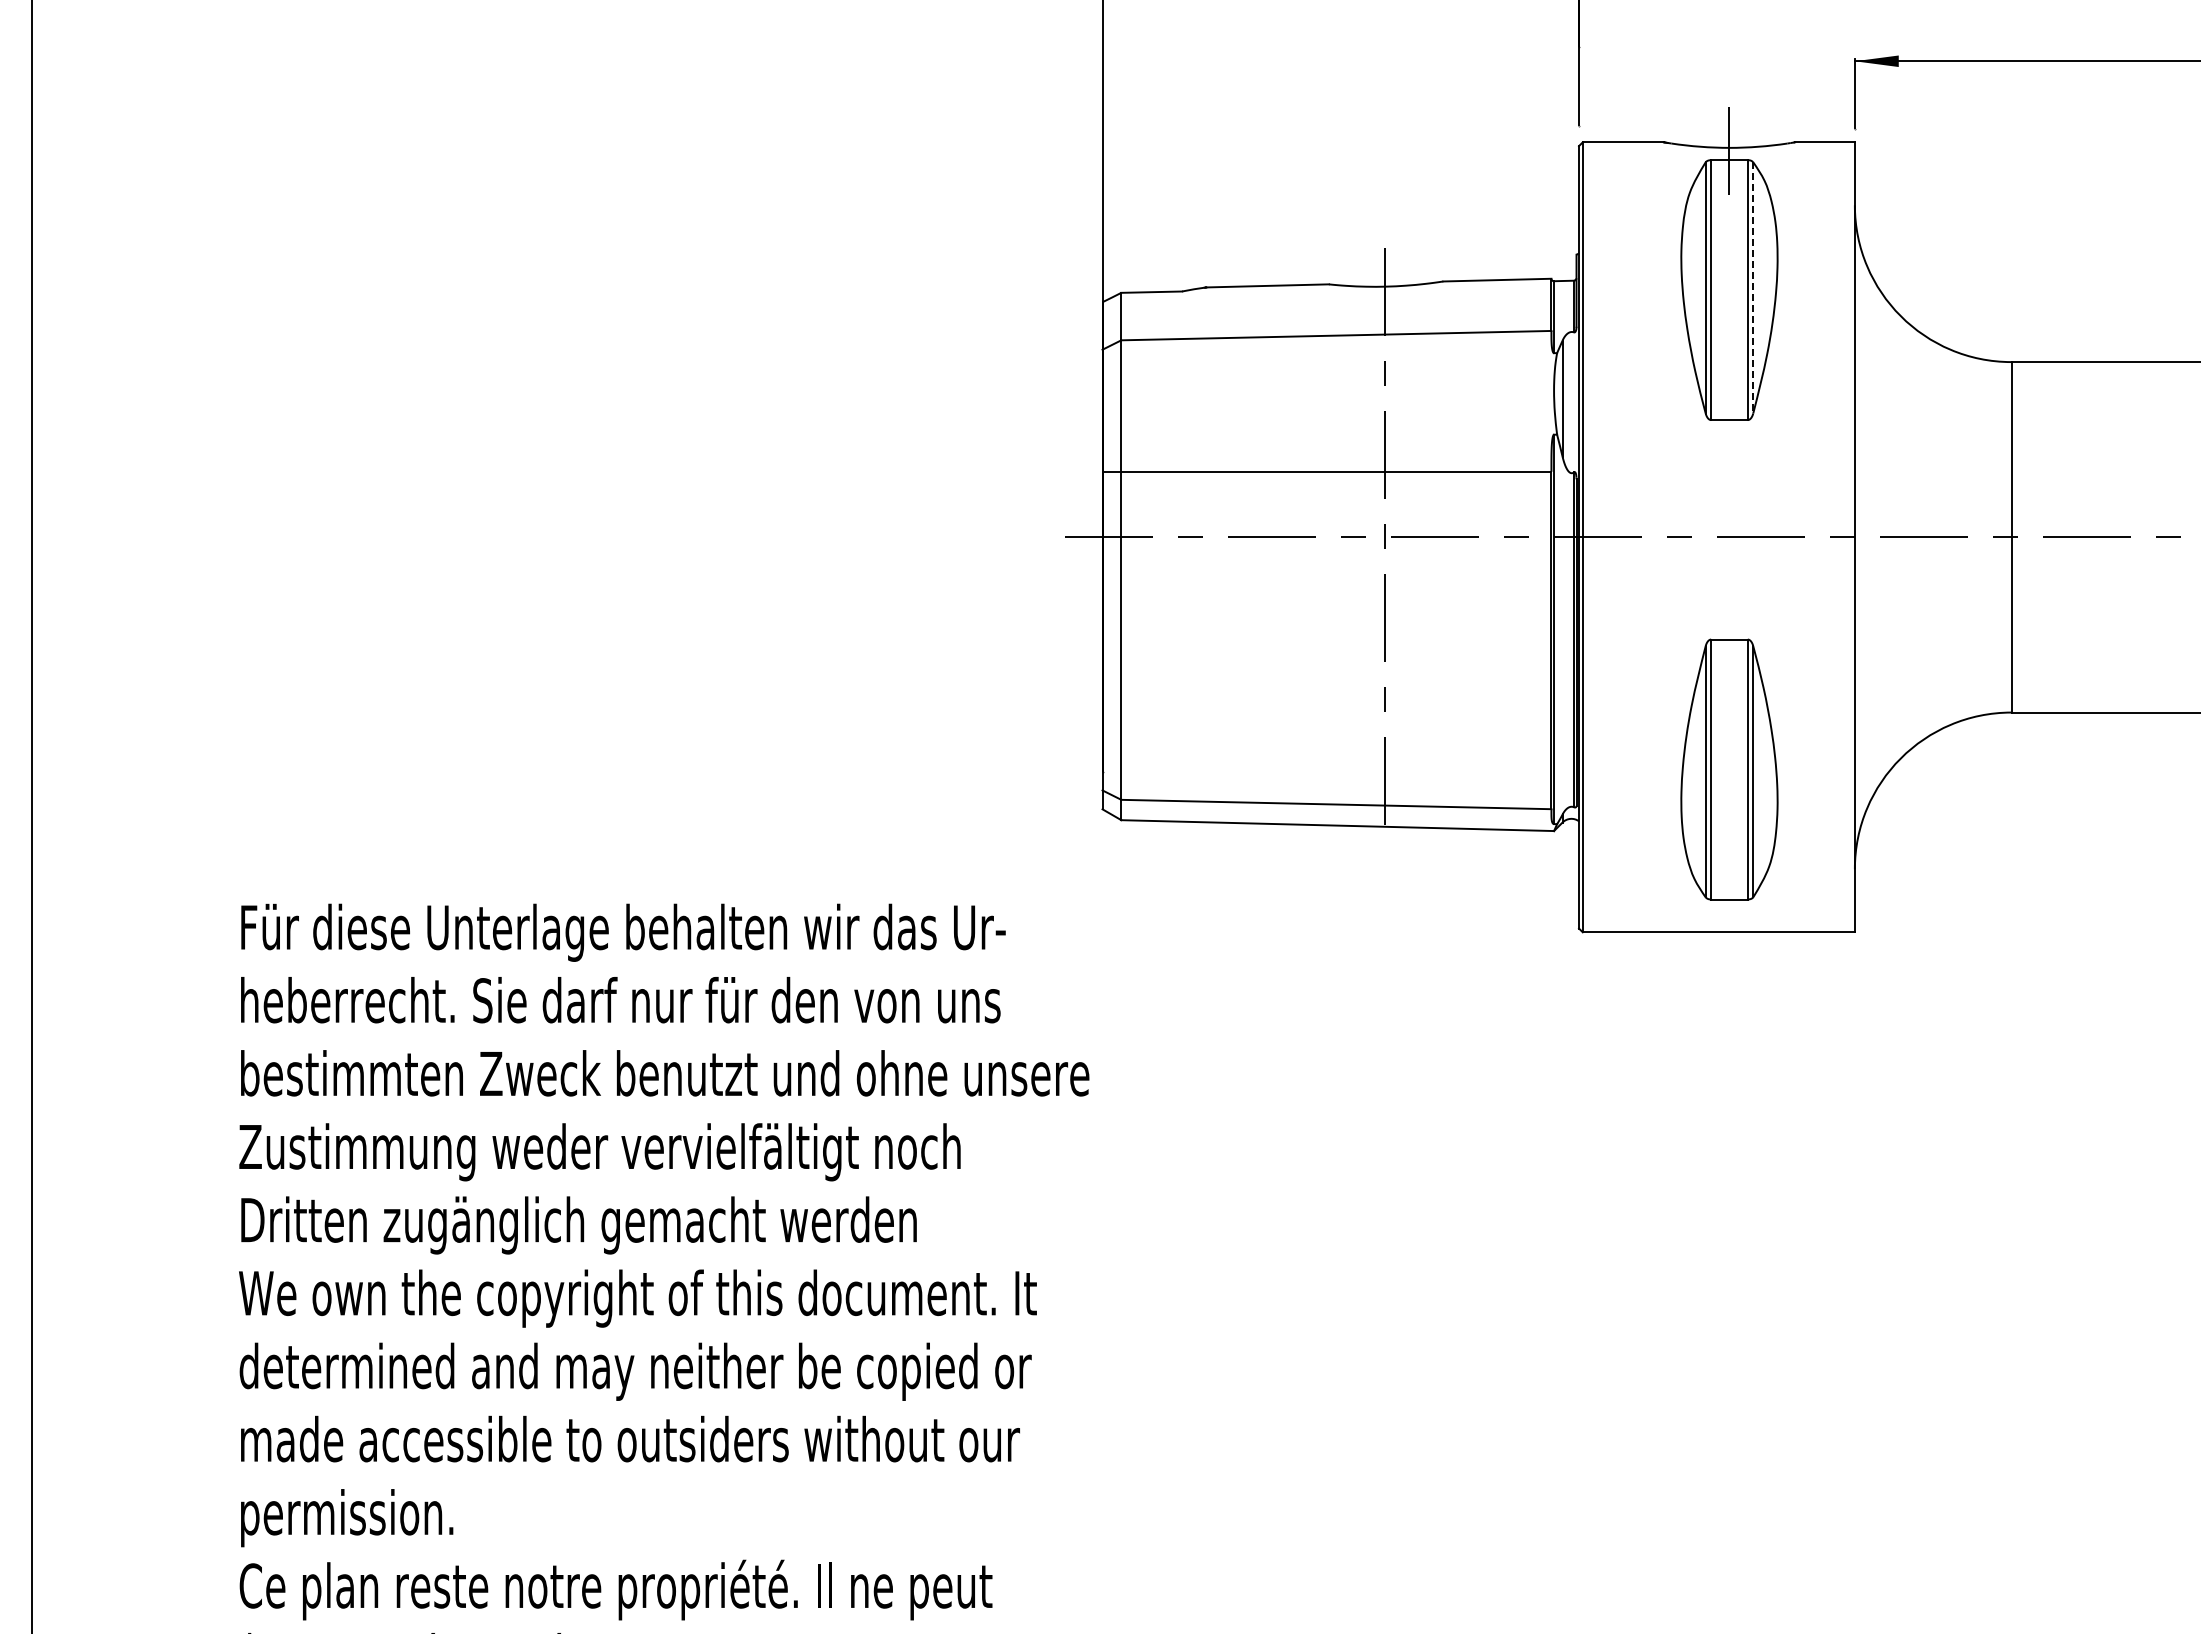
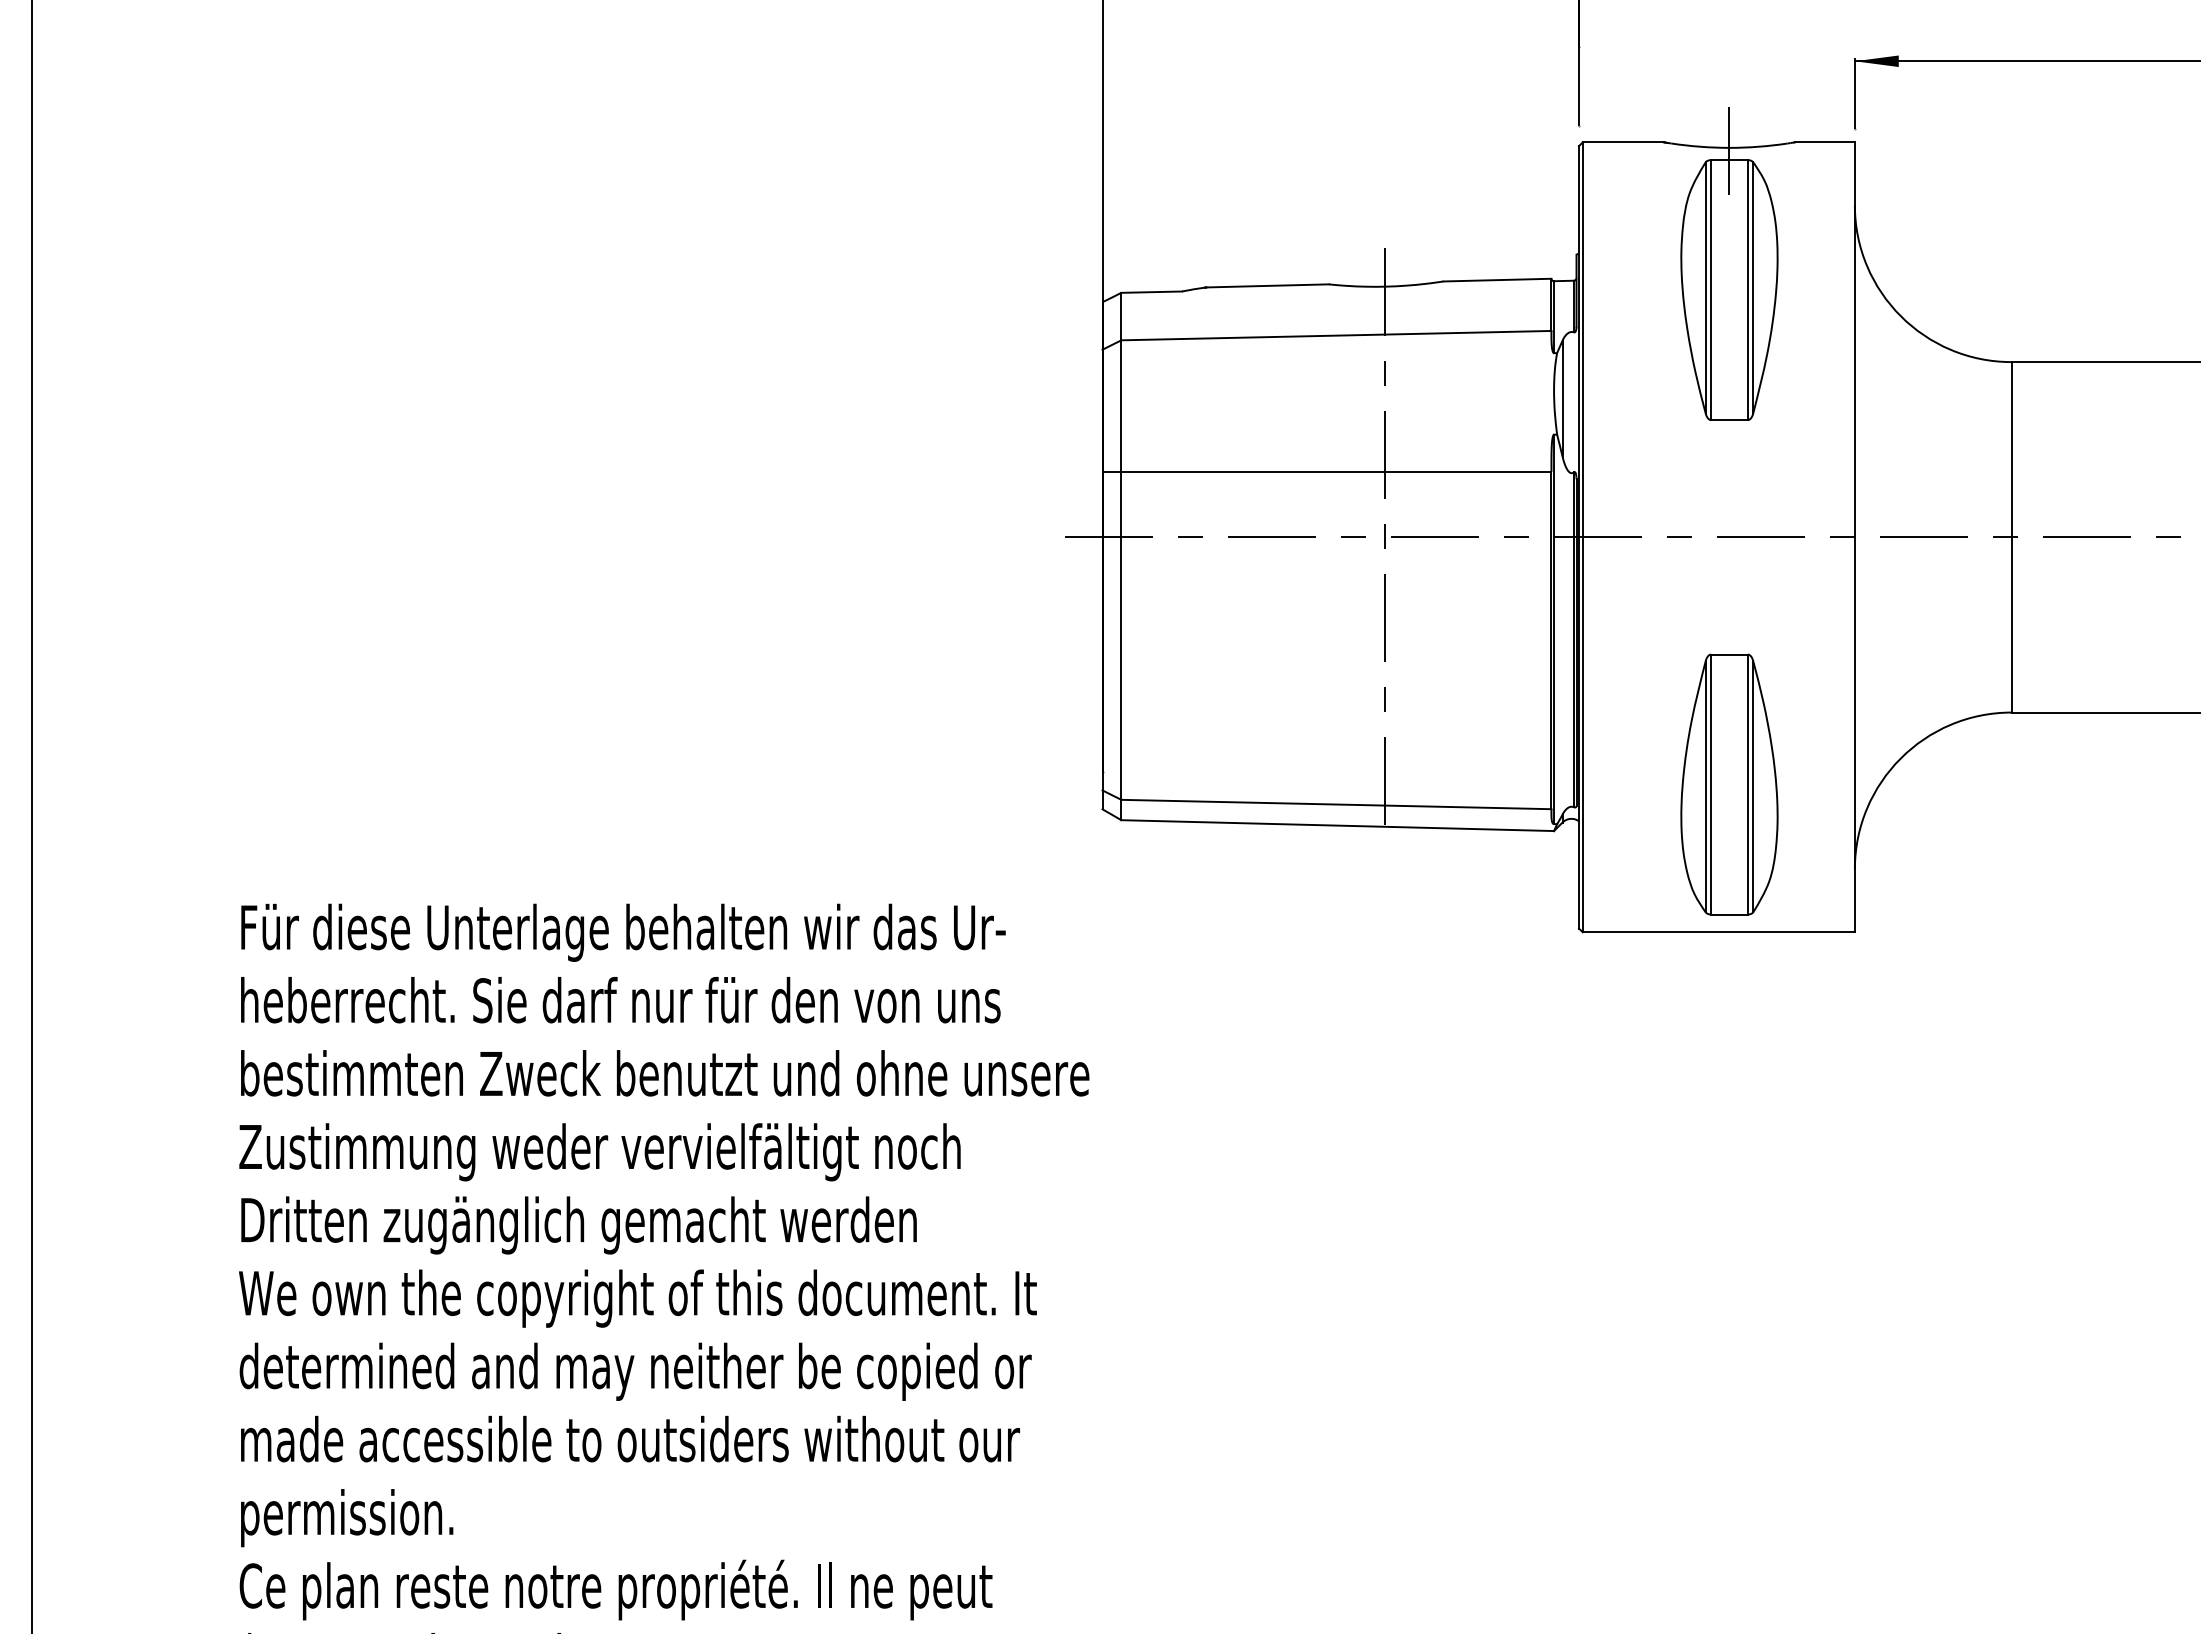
line: dashed -> solid (1753, 287)
part position: (1729, 769) -> (1729, 784) (1729, 784)
